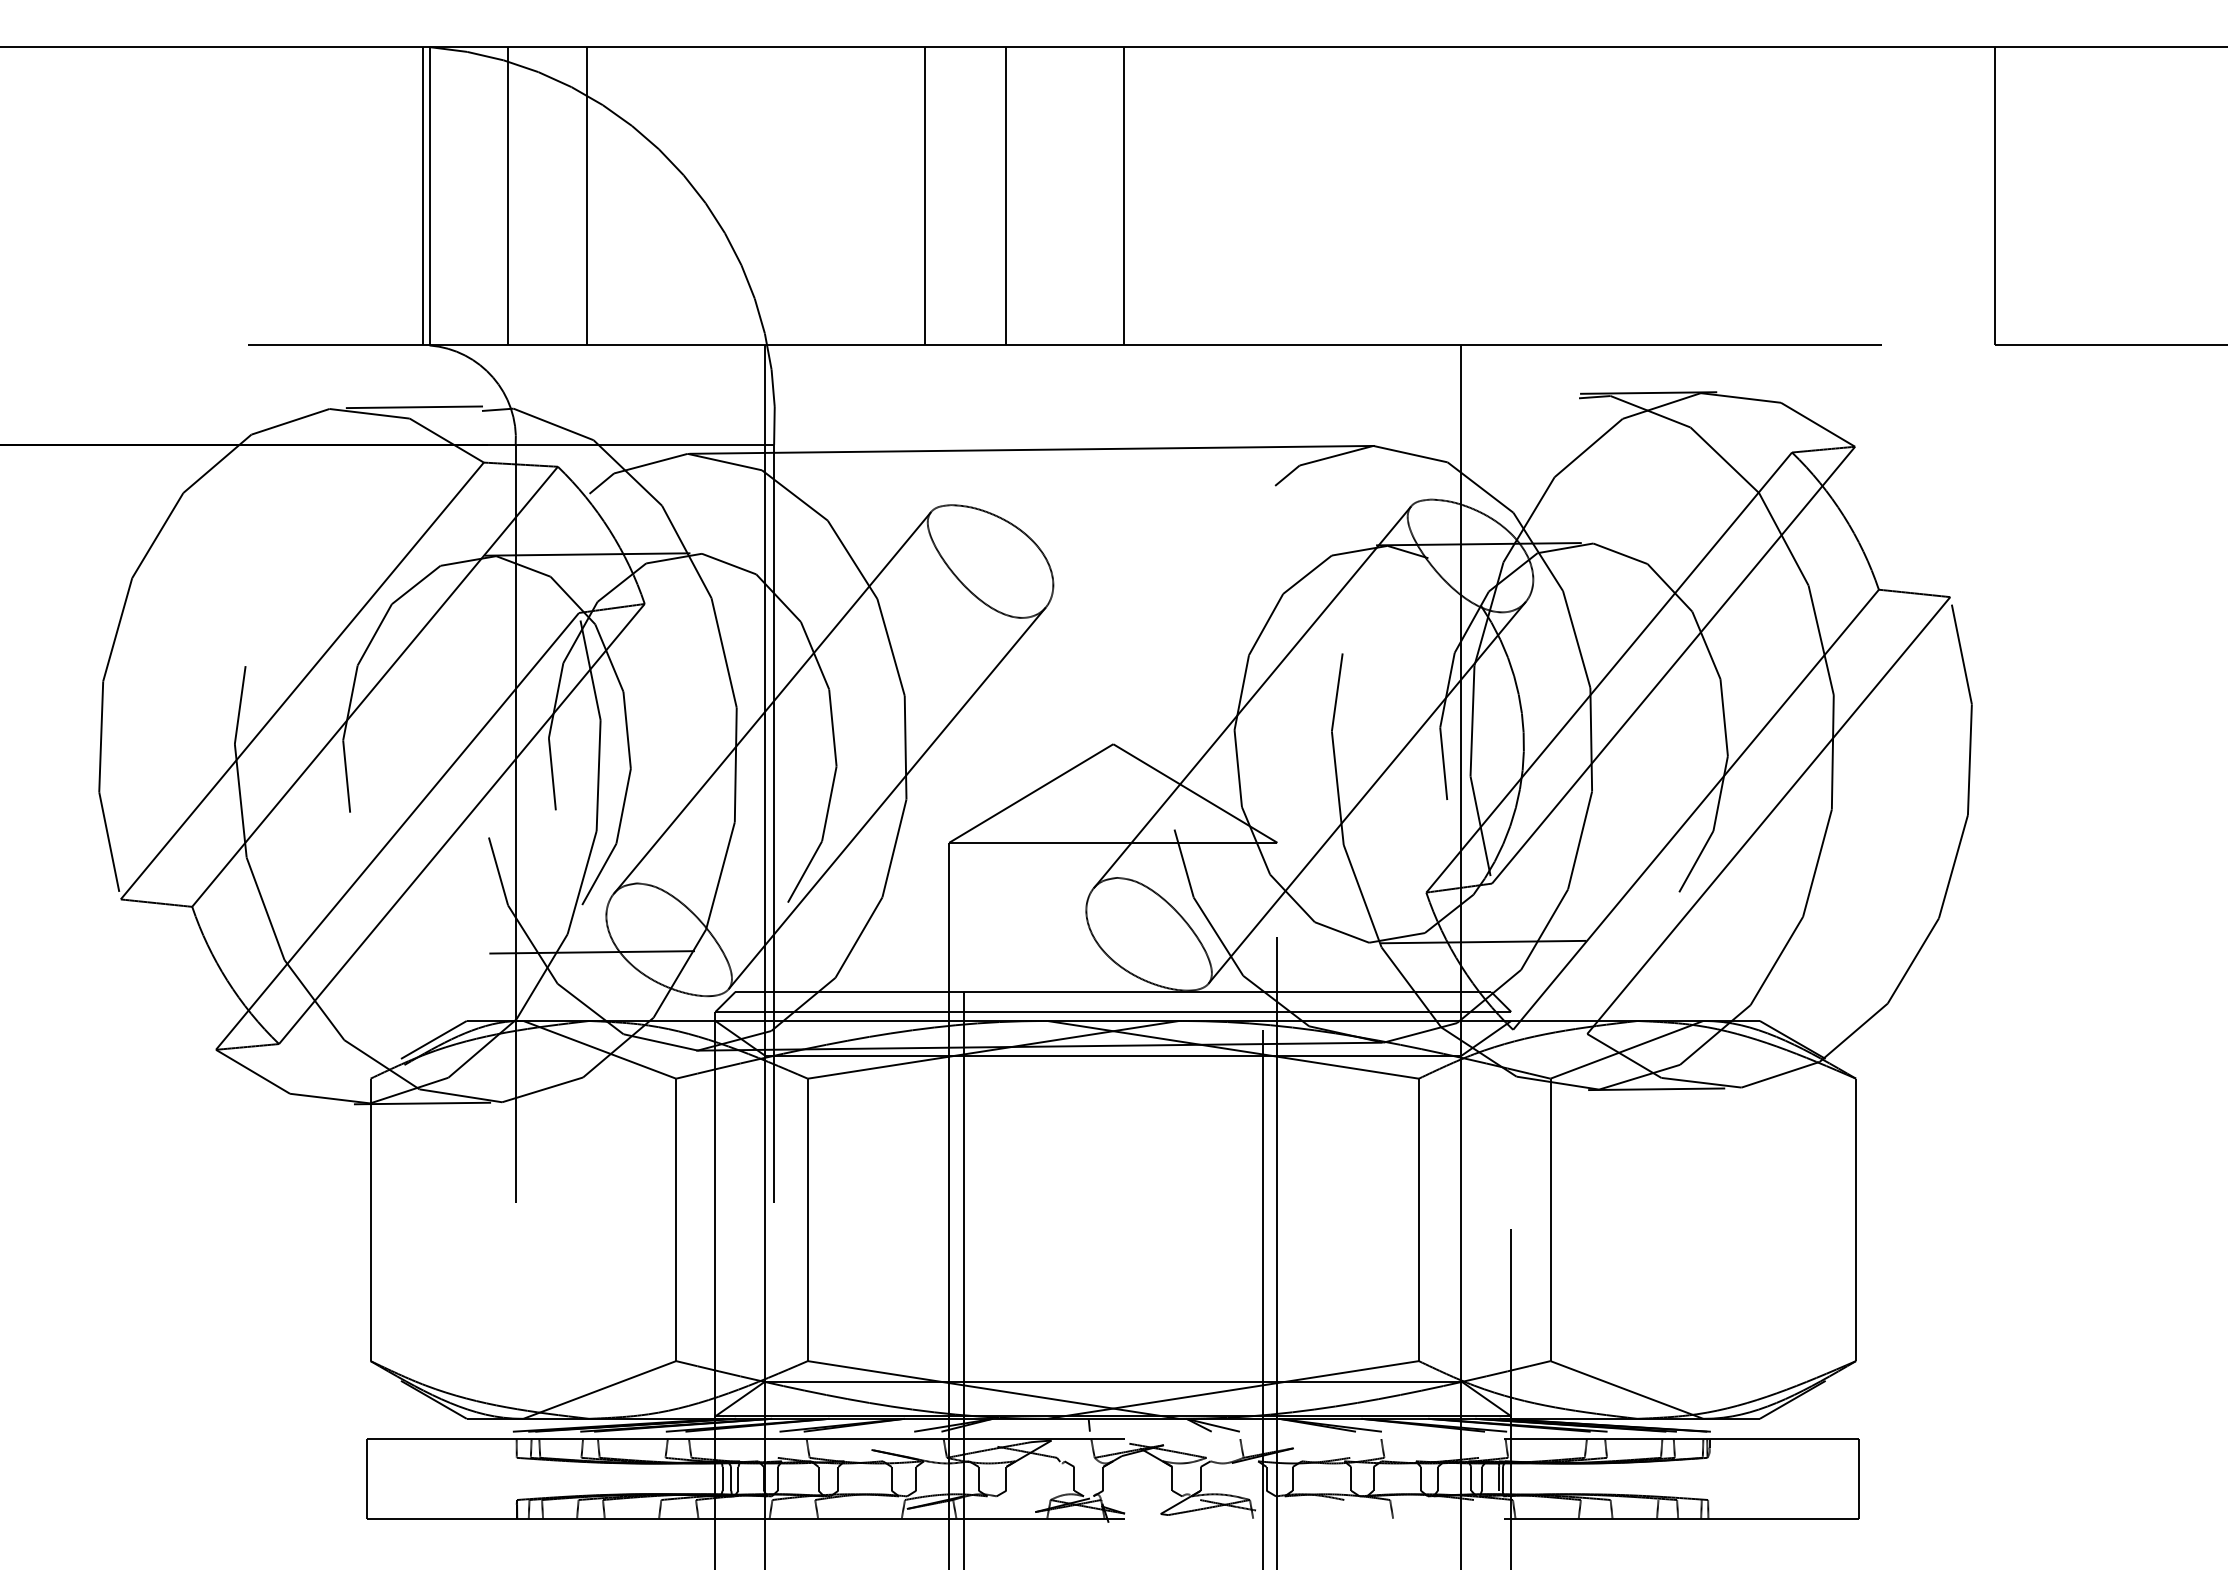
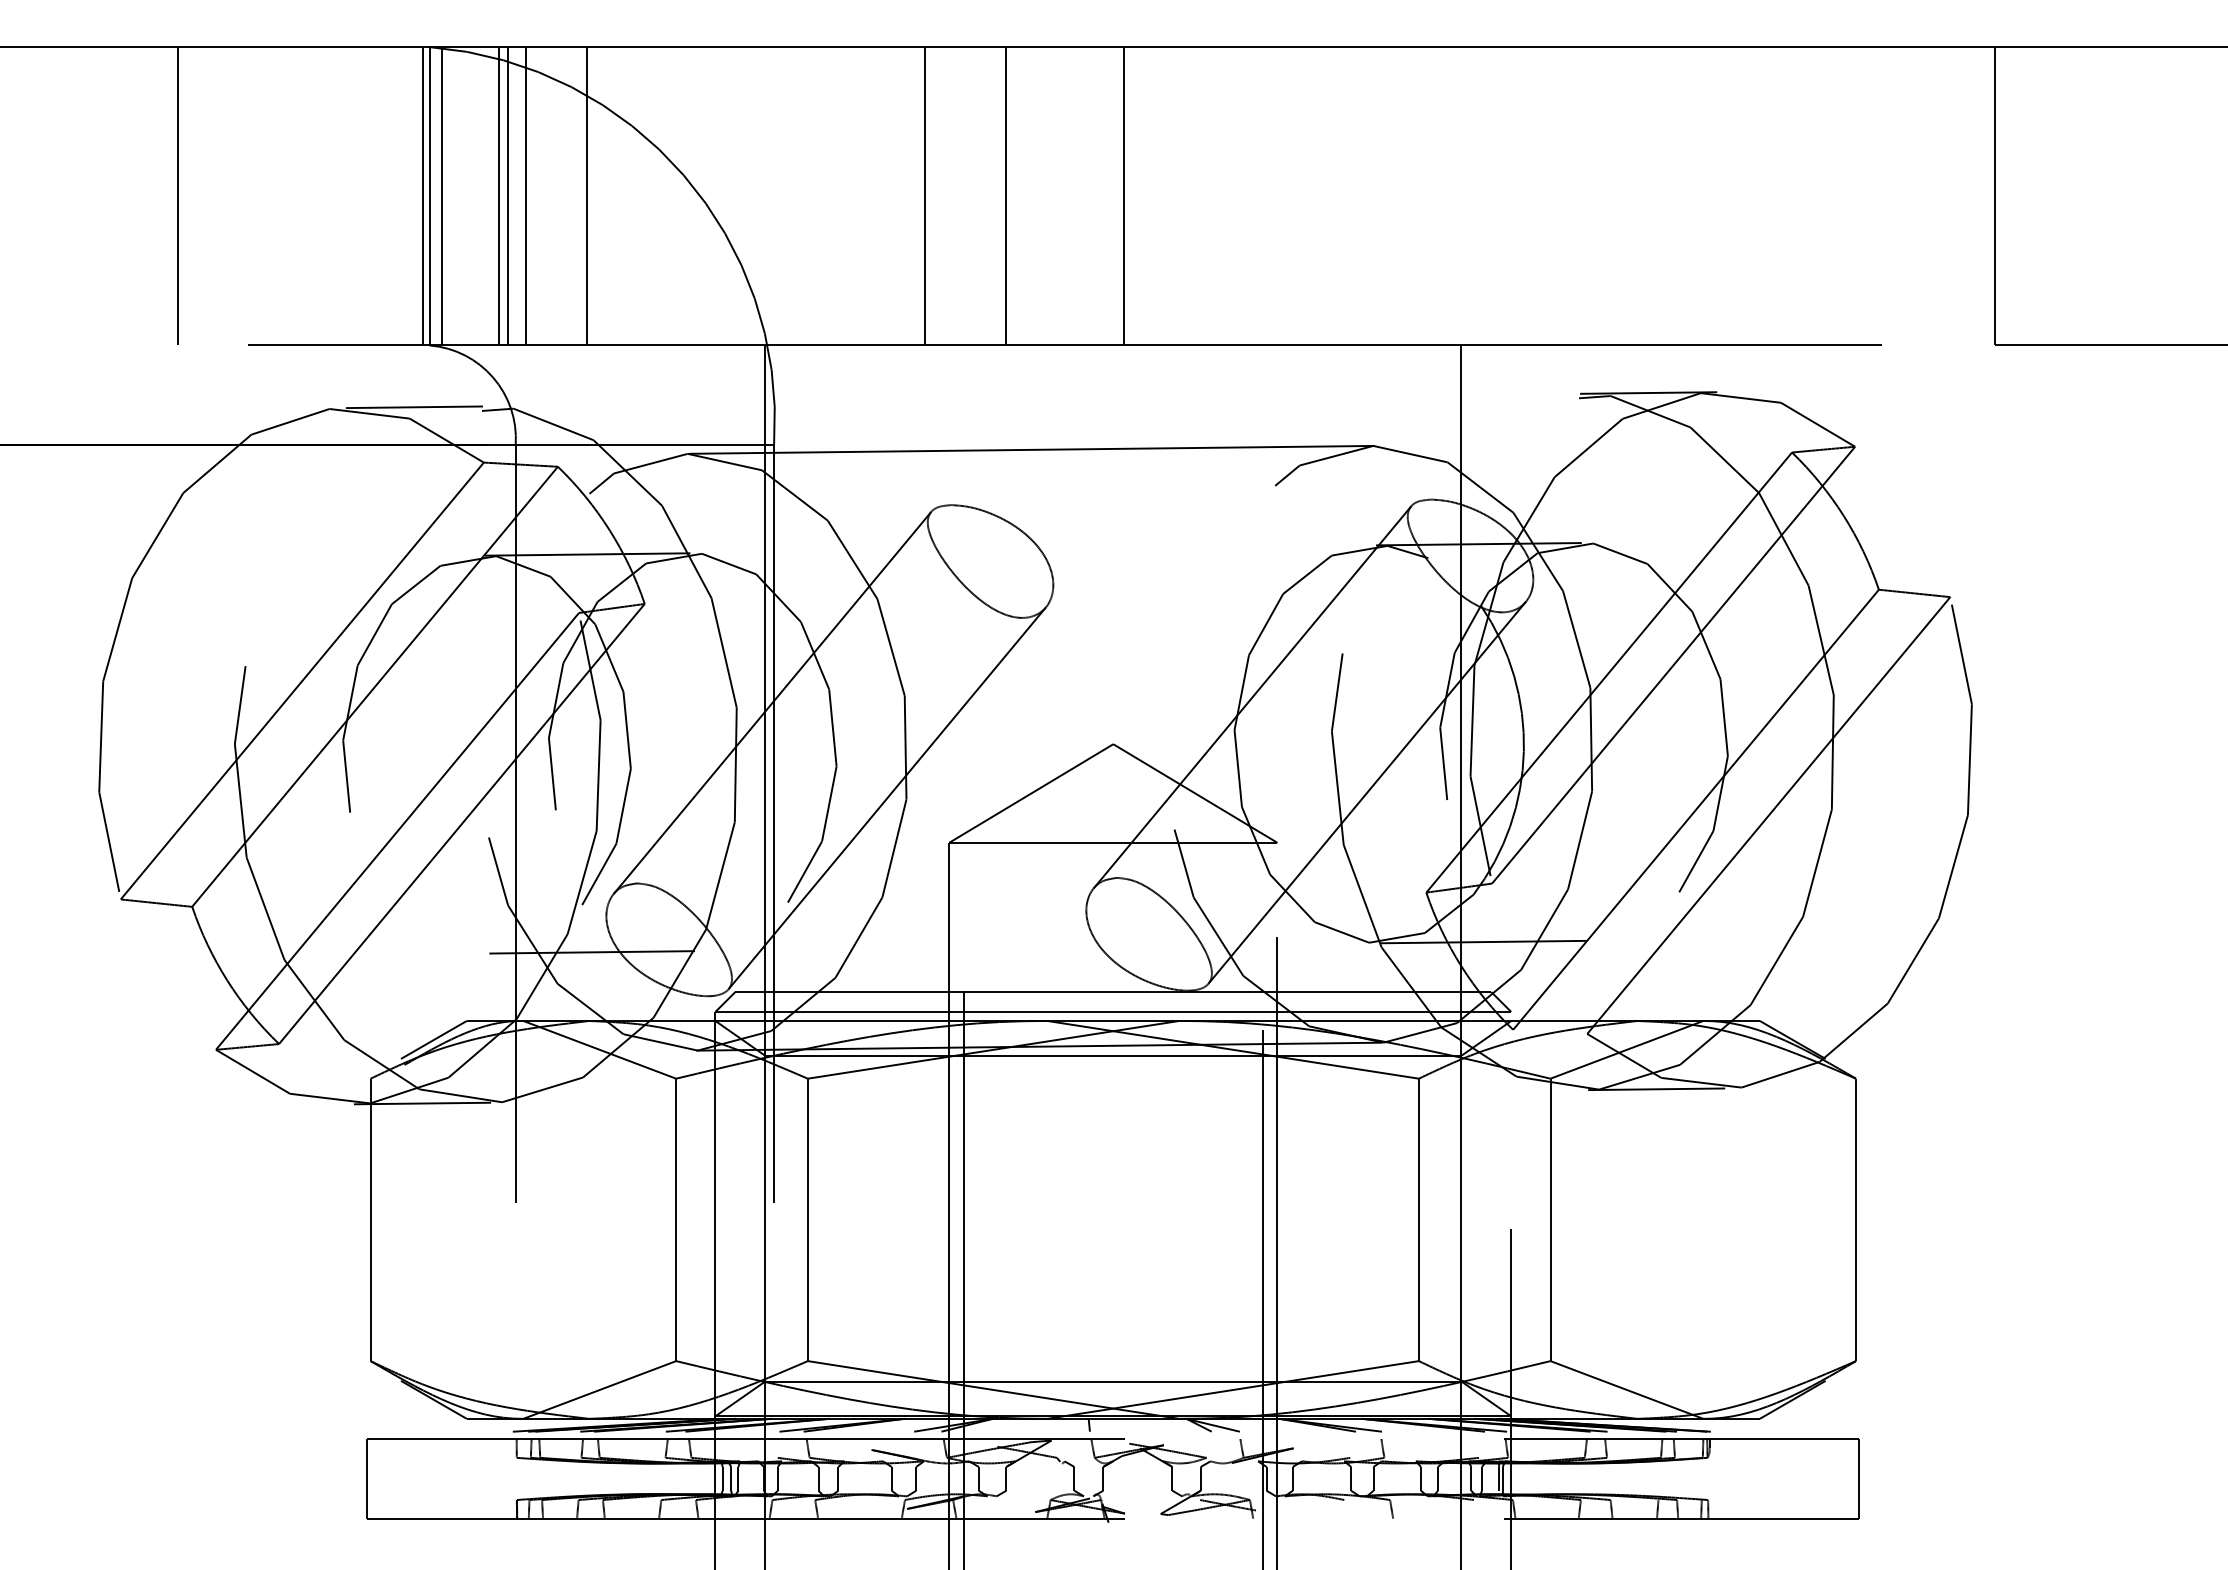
line: none -> present (177, 196)
line: none -> present (441, 196)
line: none -> present (499, 196)
line: none -> present (526, 196)
